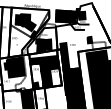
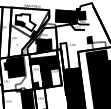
fill: present -> none (25, 22)
fill: present -> none (64, 56)
